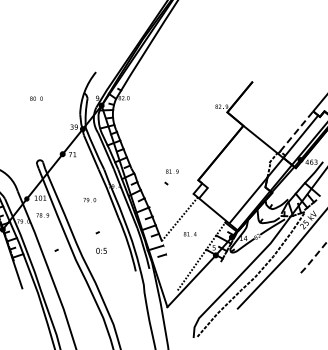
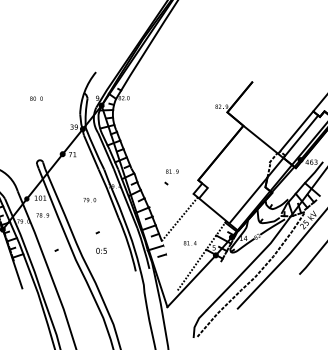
line: dashed -> solid (297, 130)
text position: (189, 234) -> (189, 243) (189, 243)
line: dashed -> solid (312, 259)
